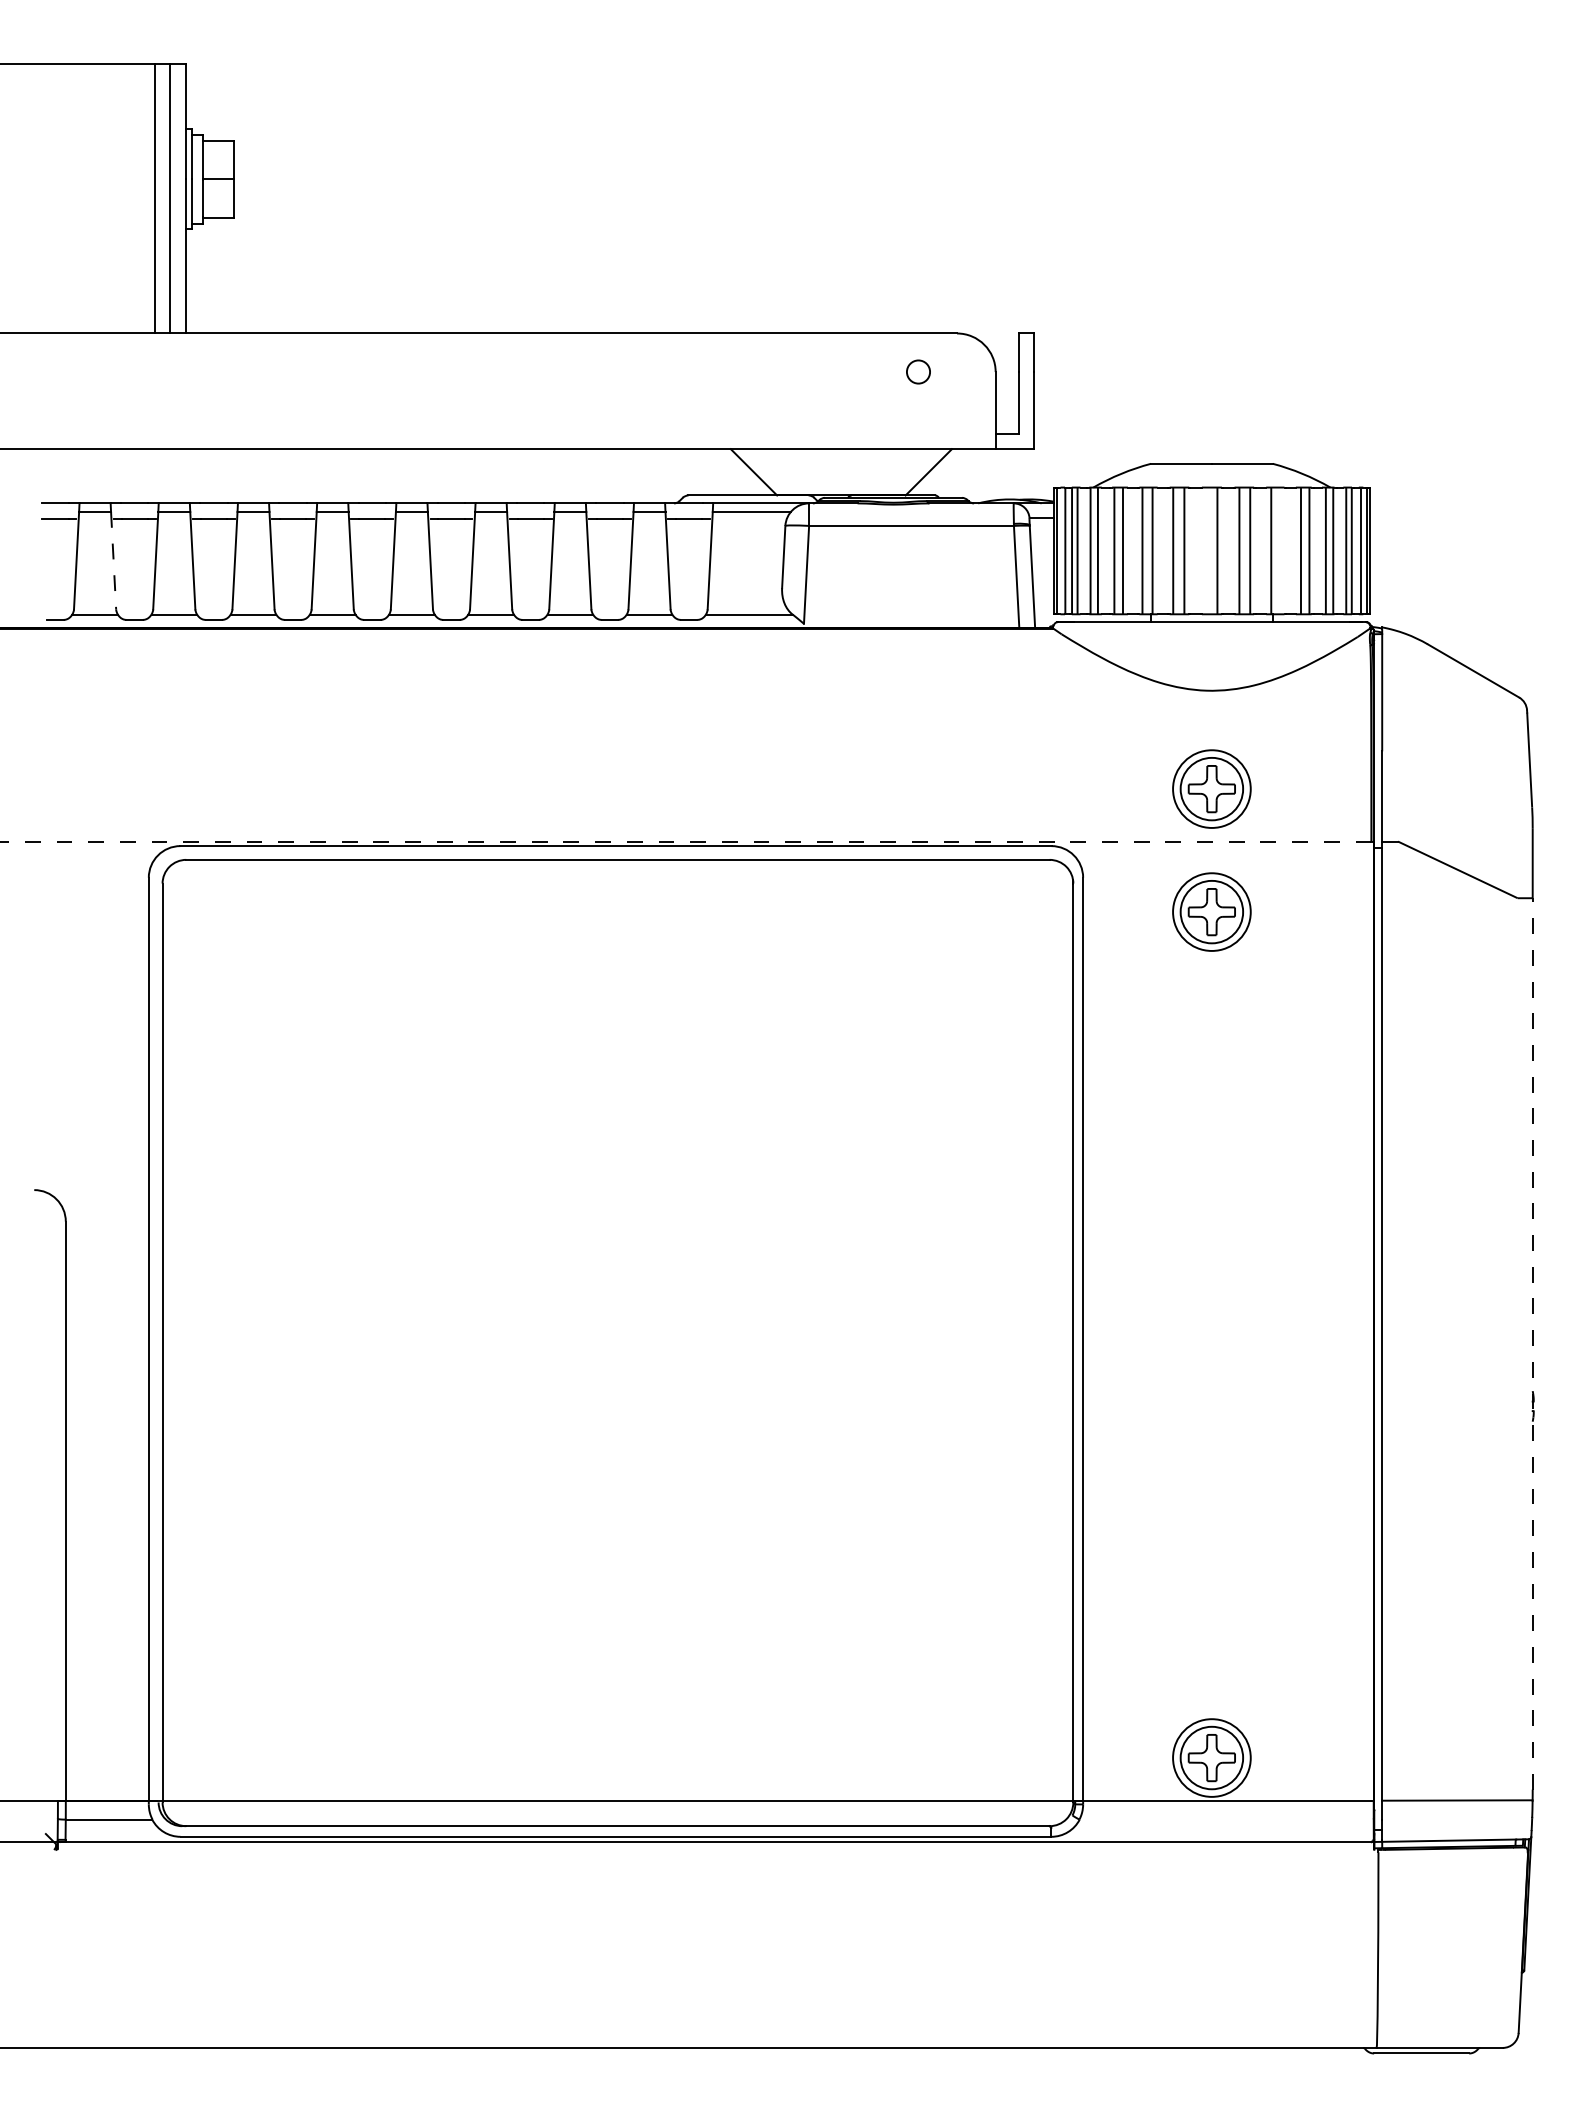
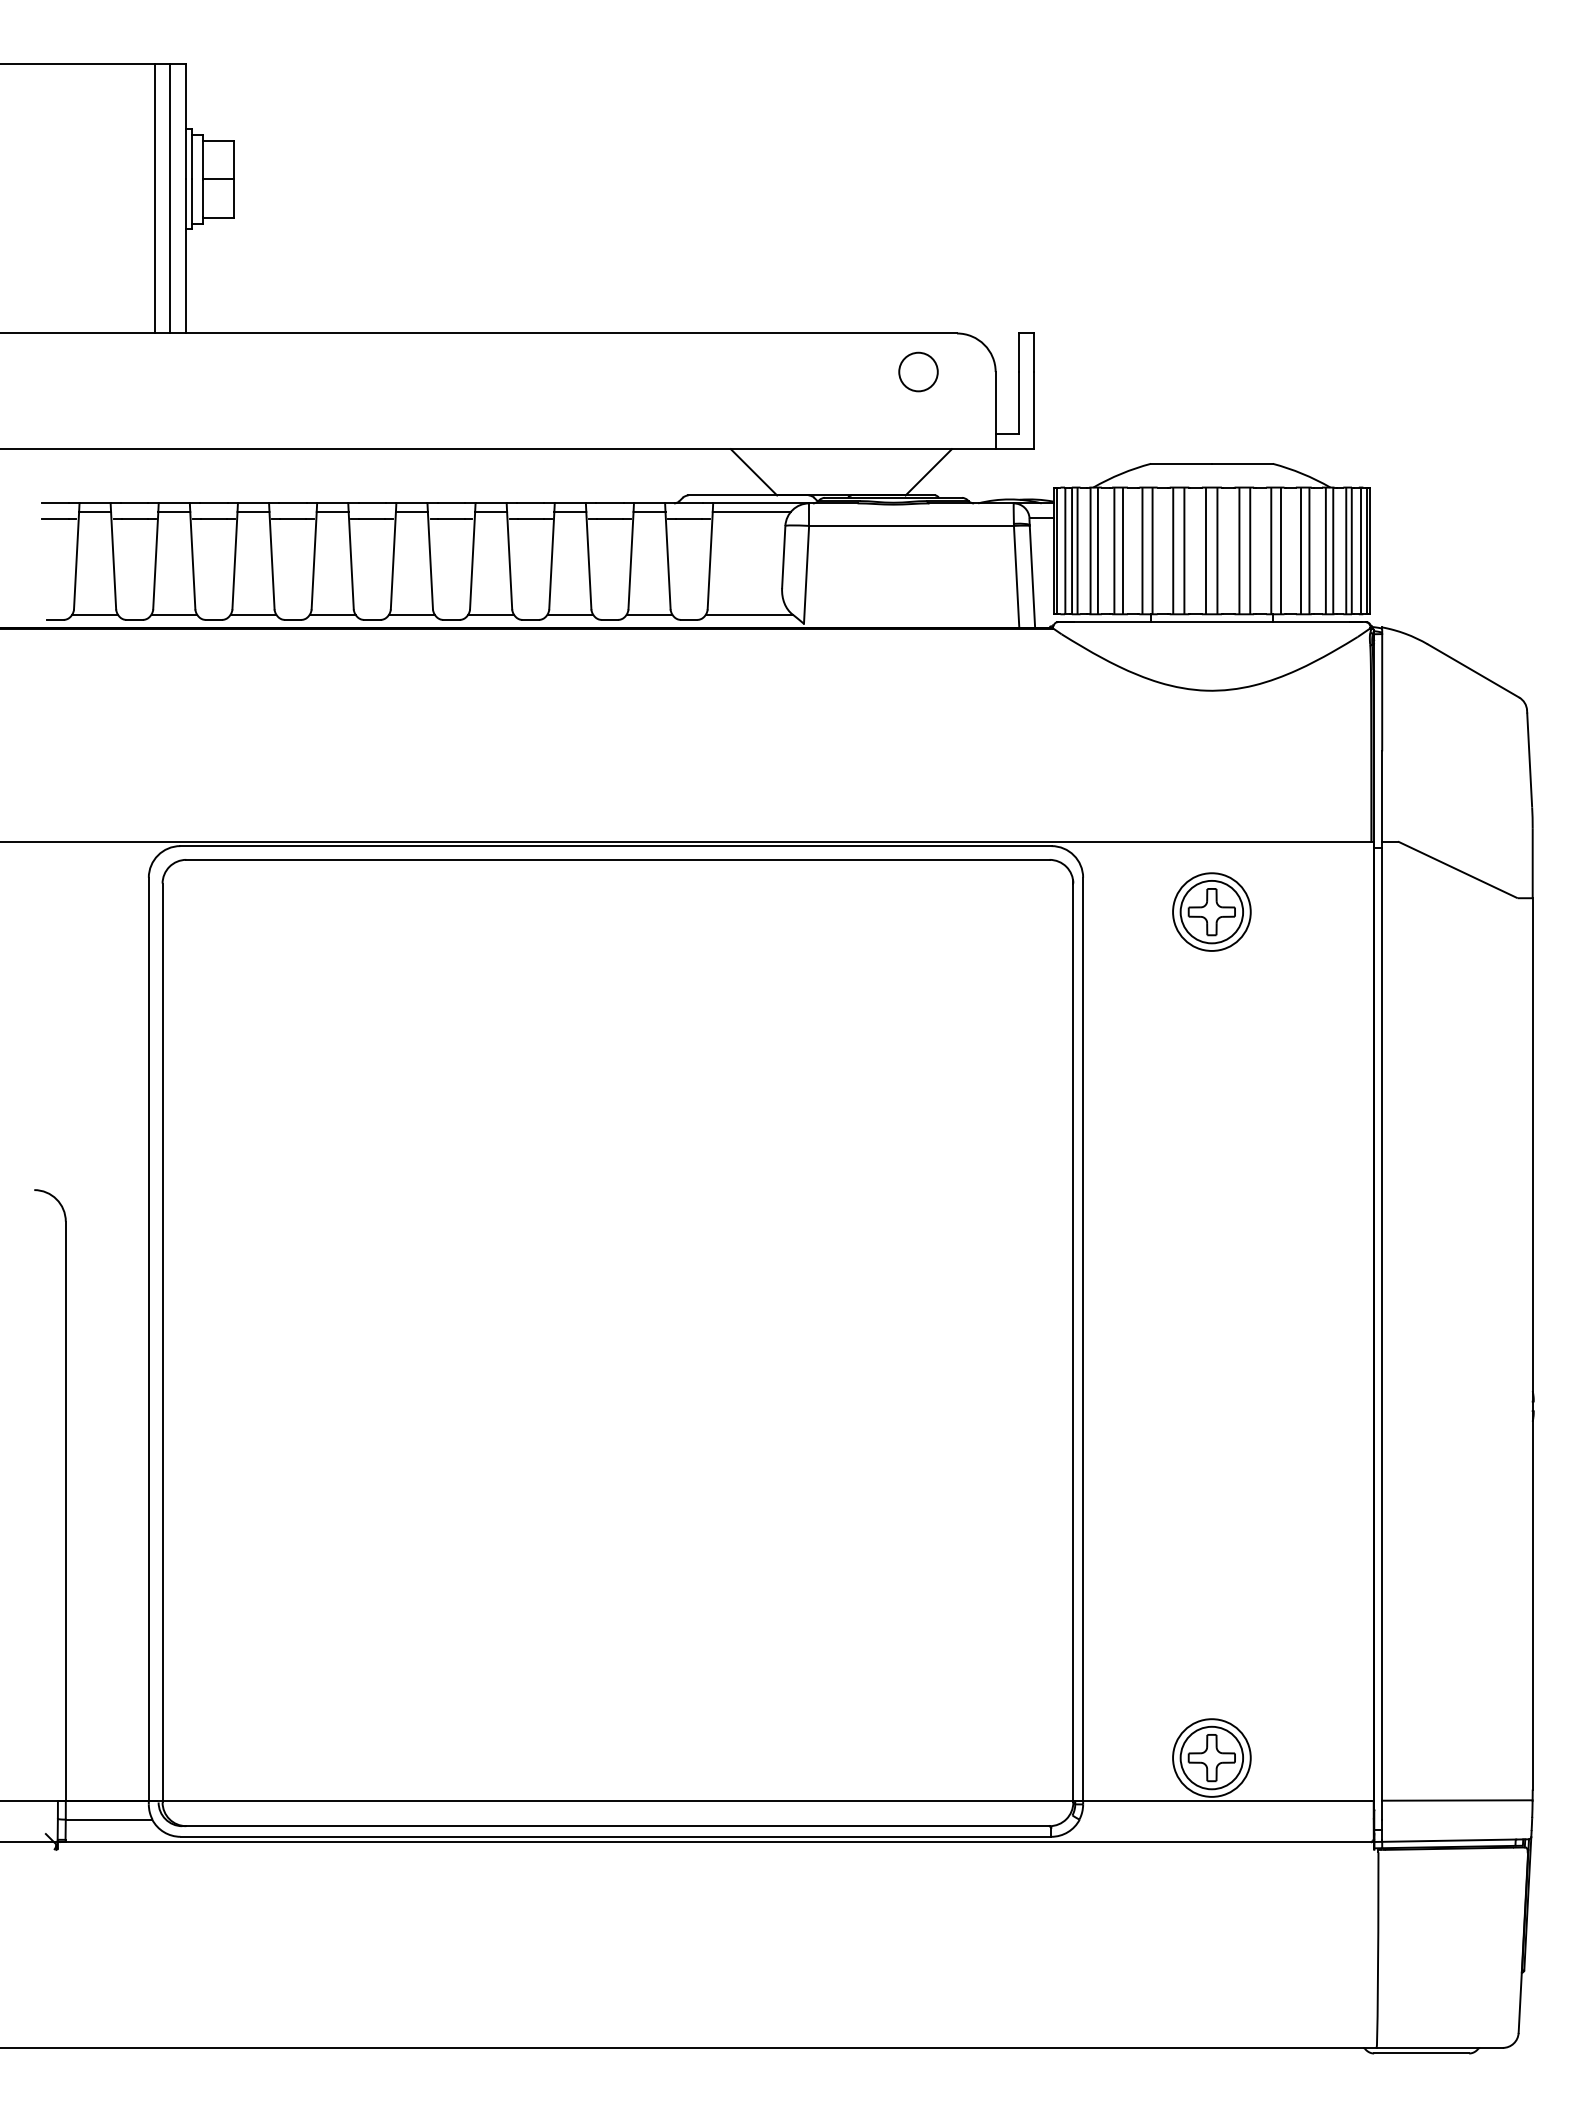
circle size: 25x26 px -> 41x42 px (918, 371)
line: none -> present (1205, 550)
line: none -> present (1281, 550)
line: dashed -> solid (113, 560)
part: present -> none (1211, 788)
line: dashed -> solid (685, 841)
line: dashed -> solid (1532, 1343)
